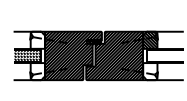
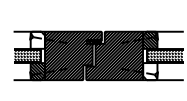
hatch: none -> present (164, 55)
hatch: none -> present (37, 71)
